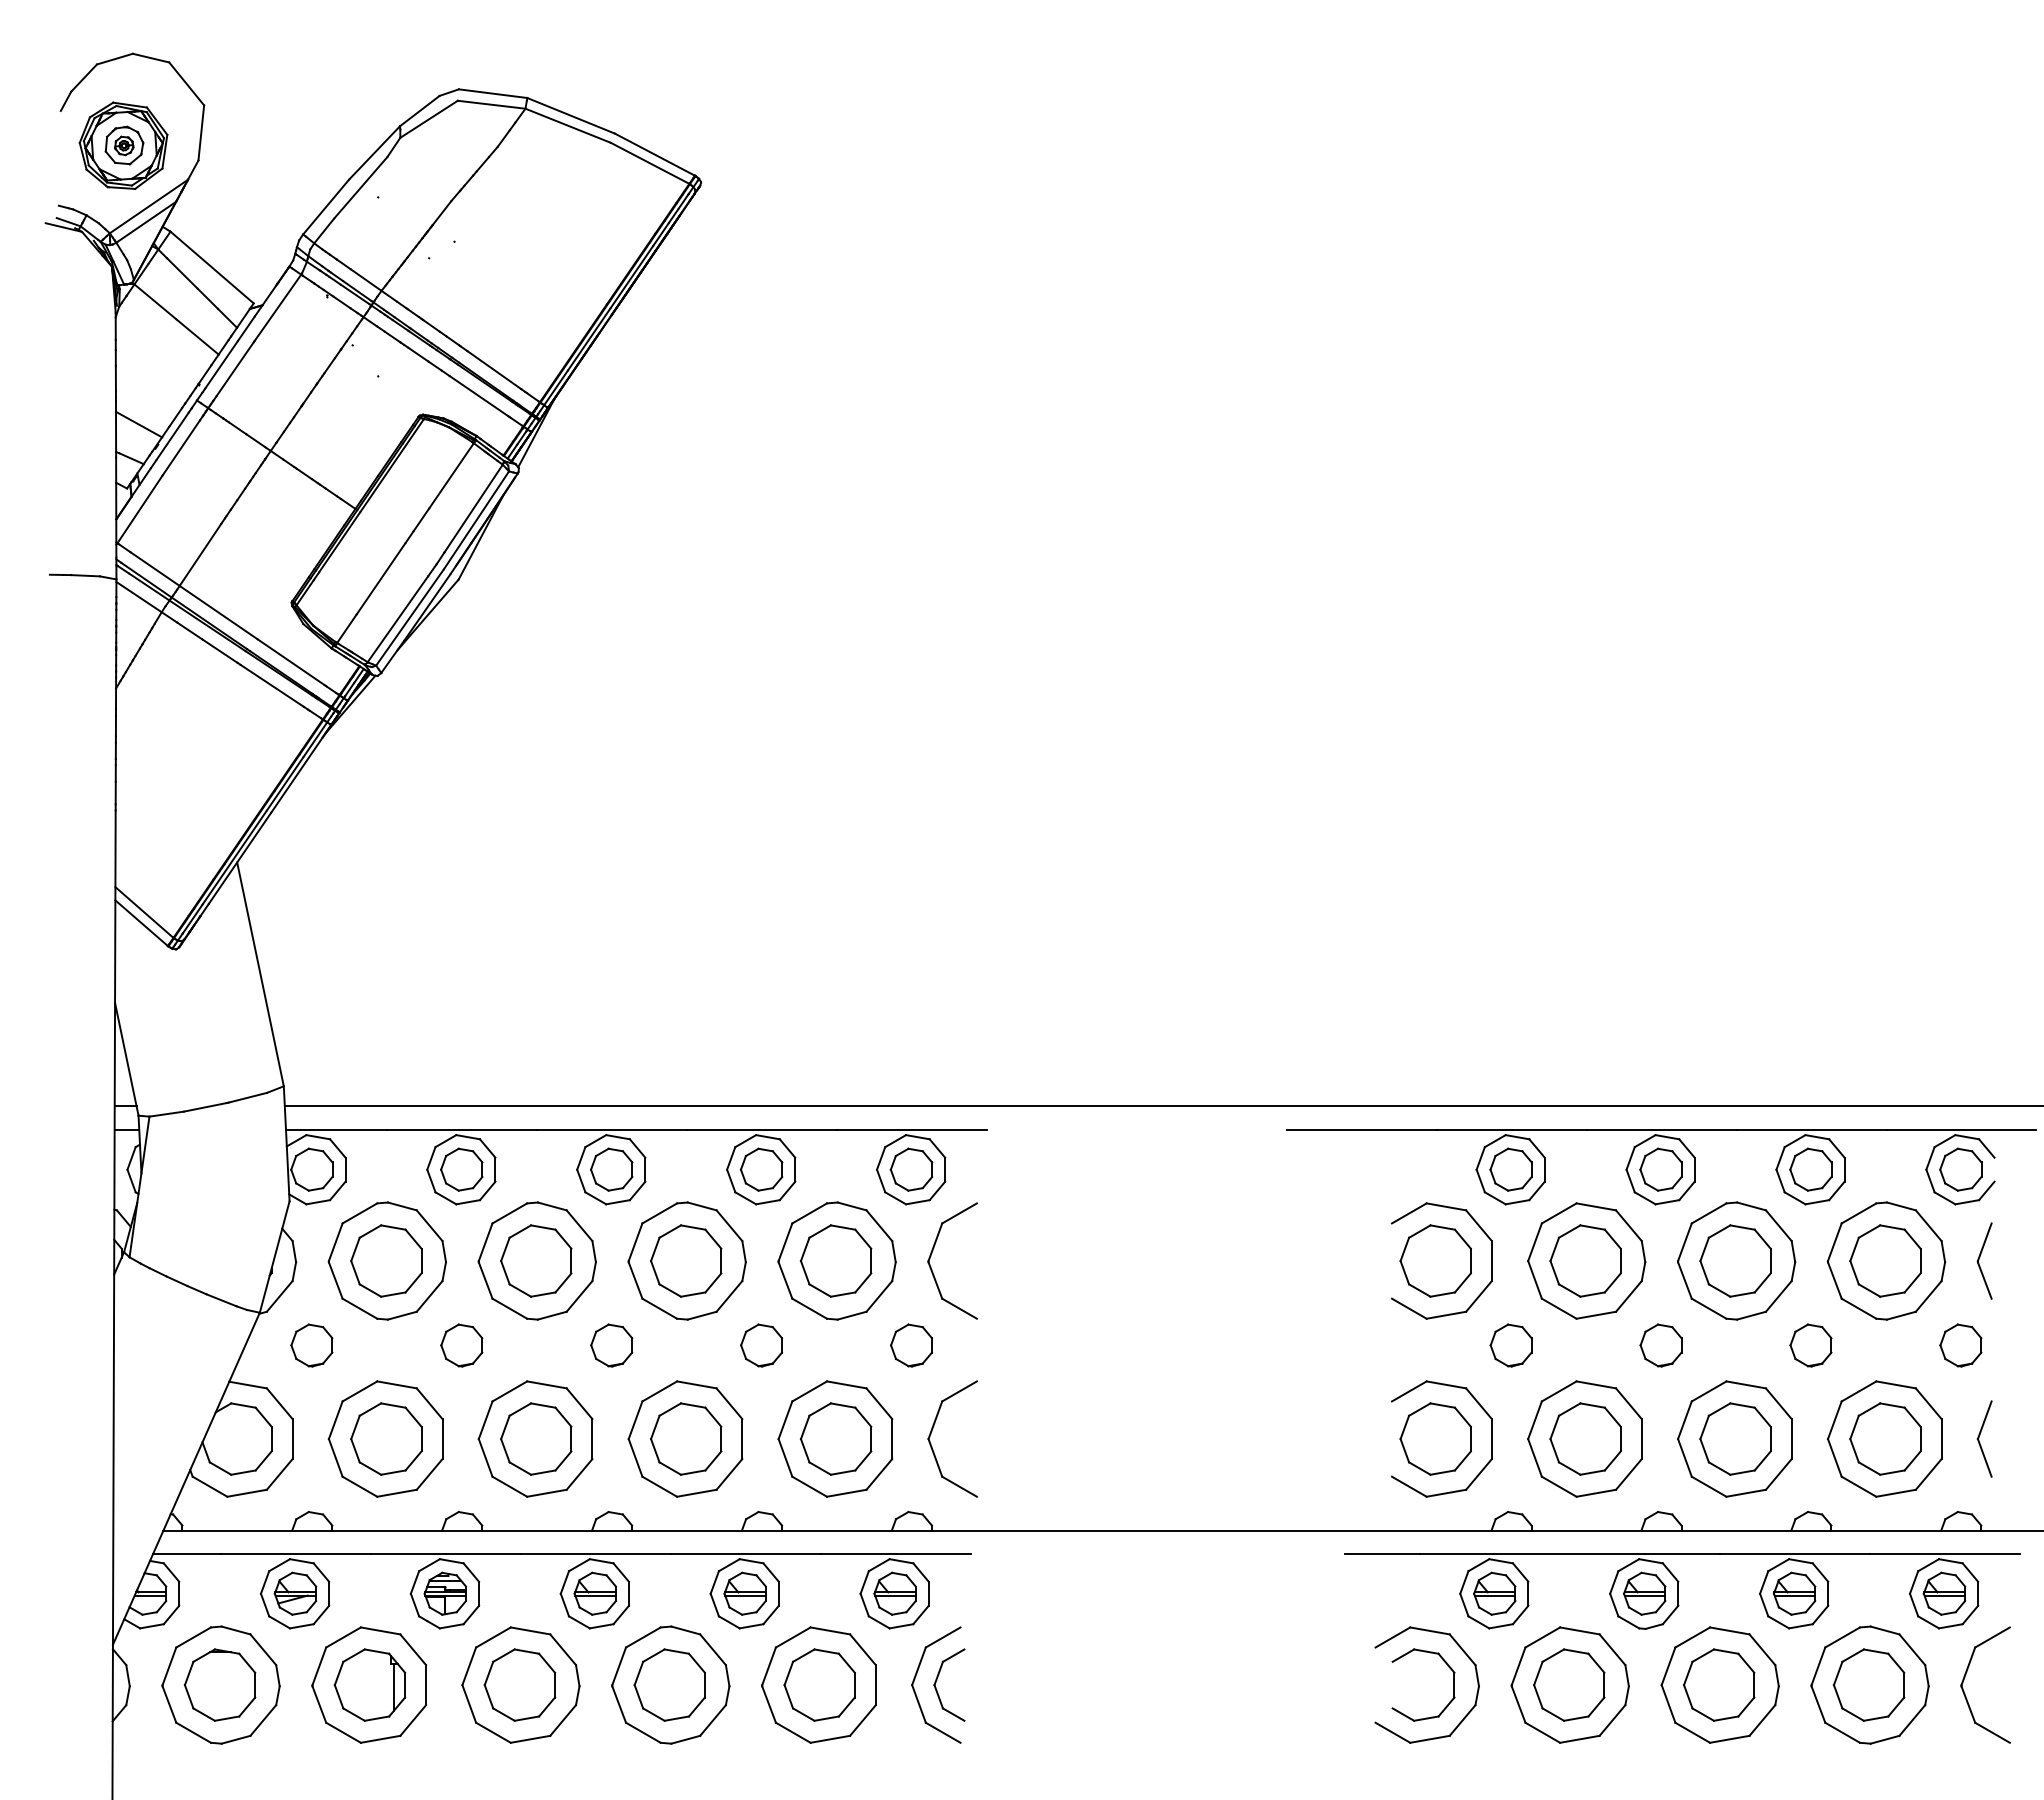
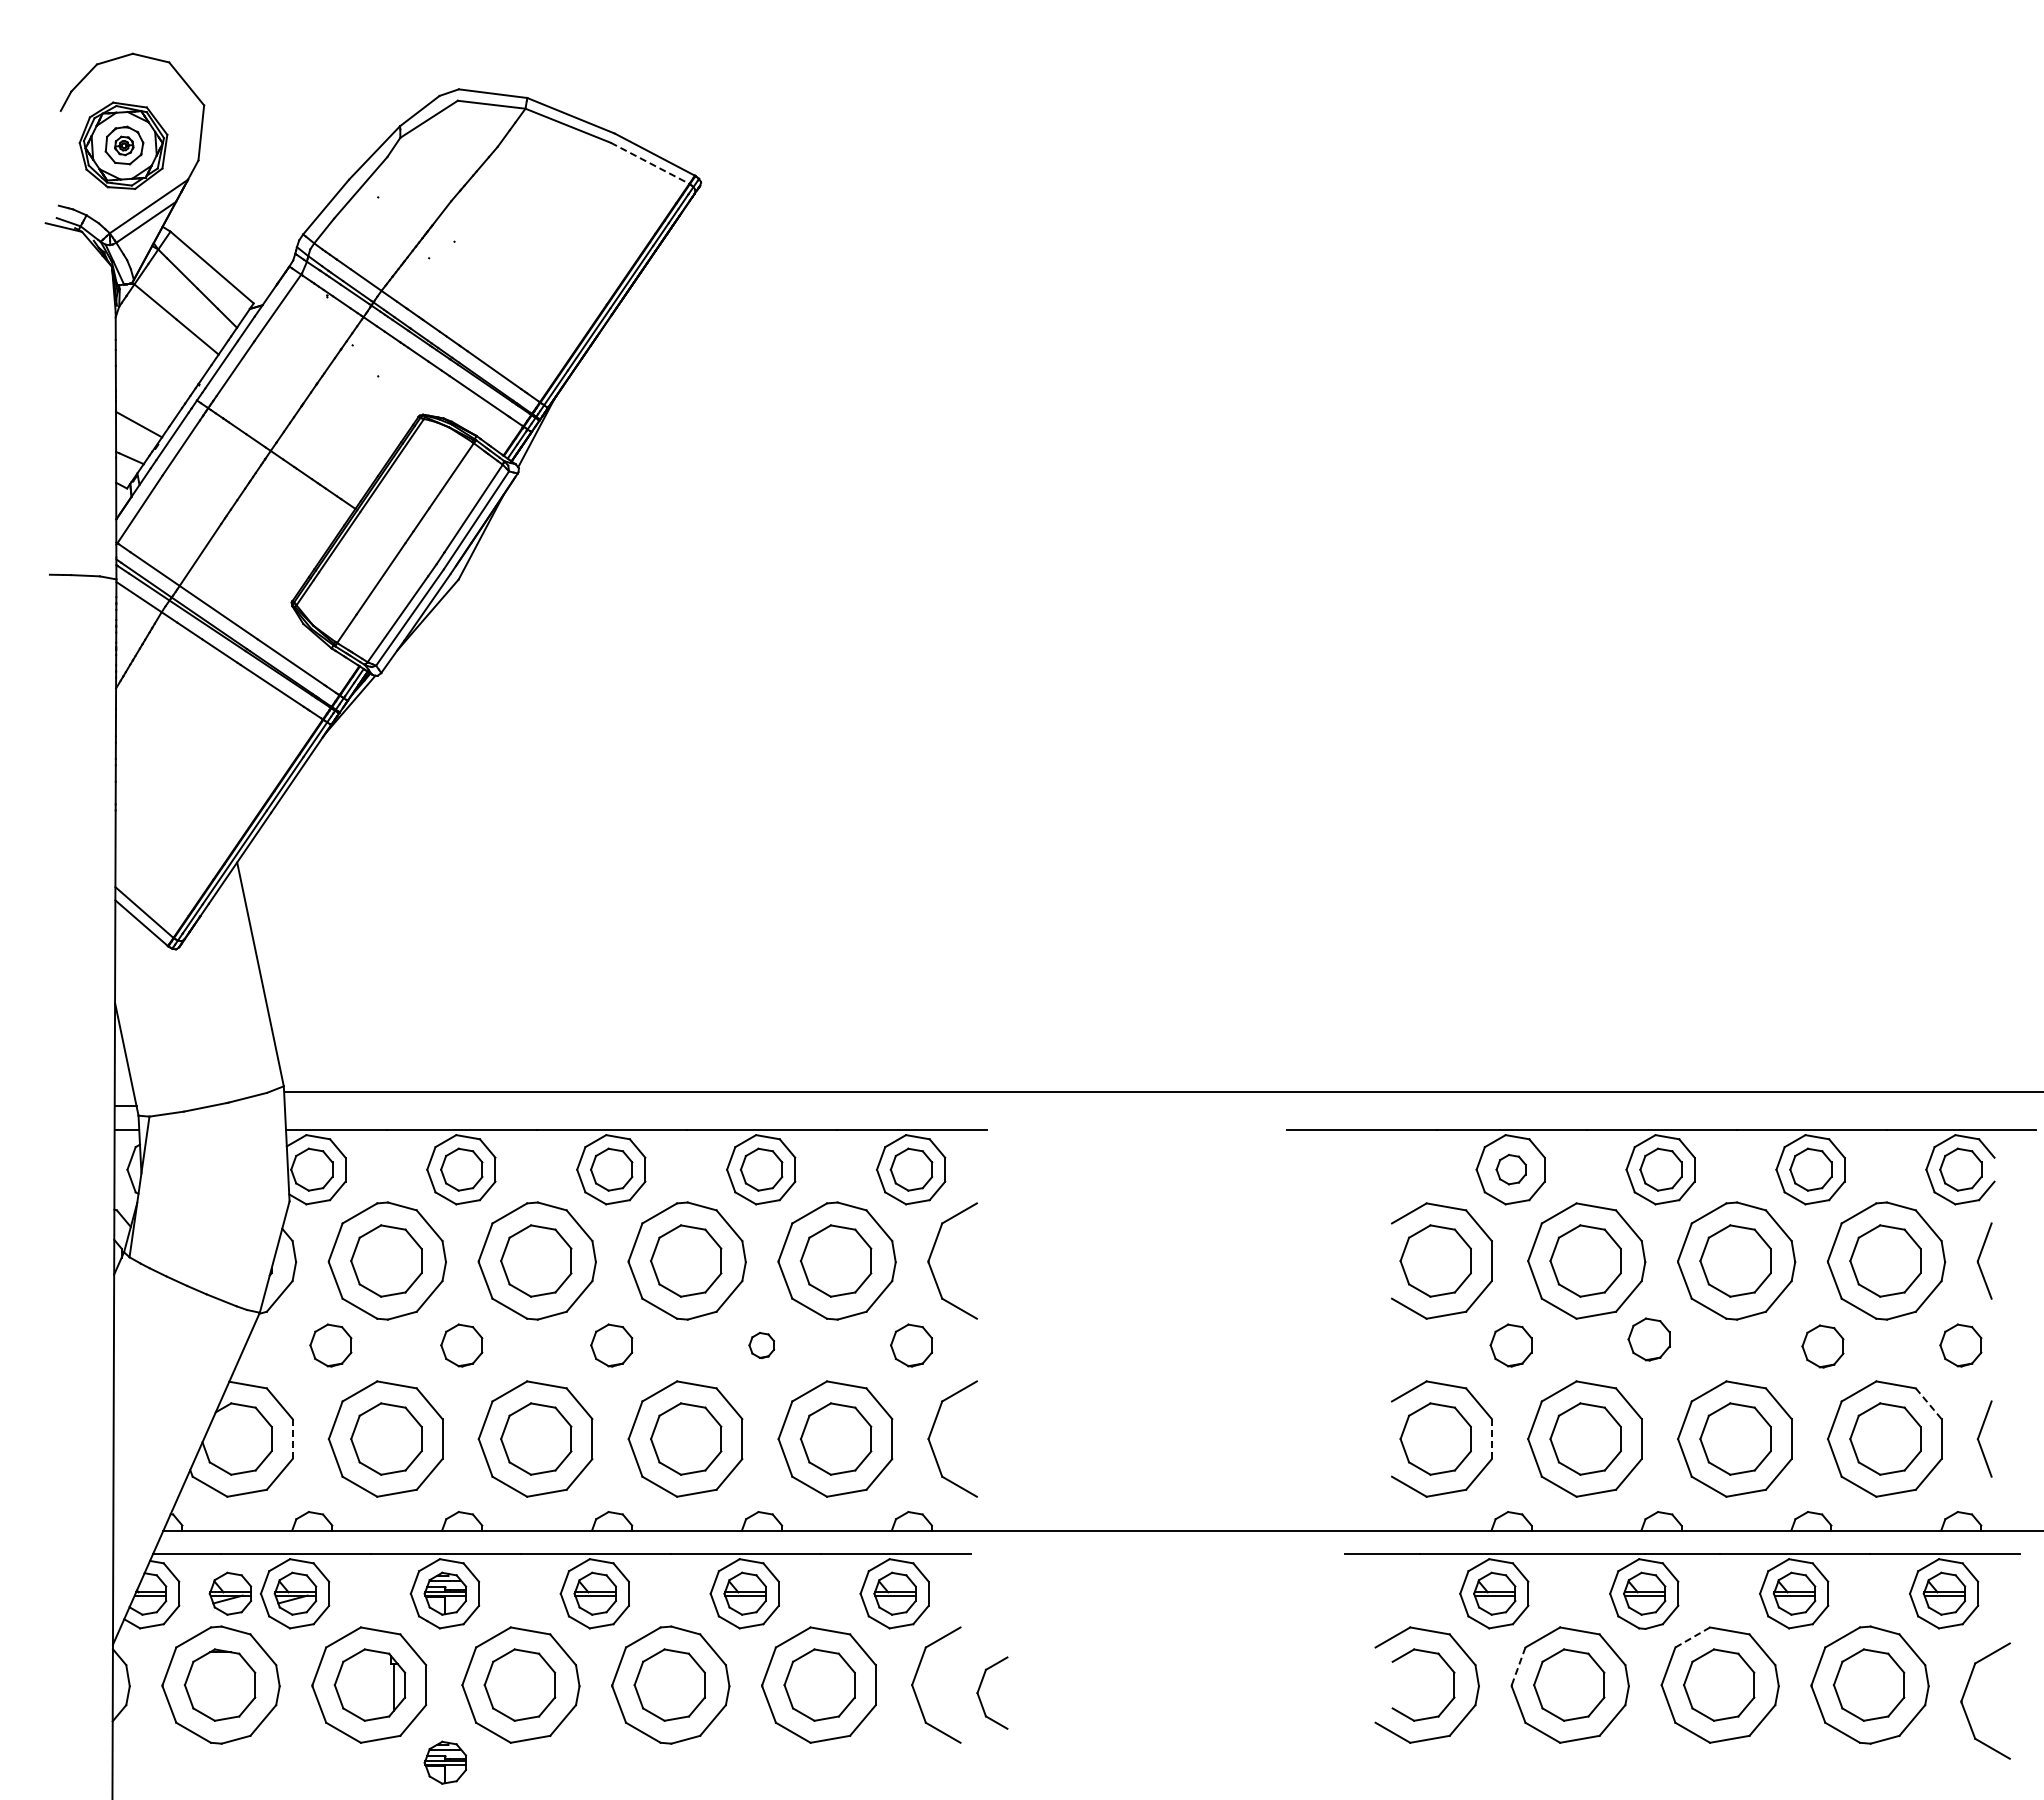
line: solid -> dashed (650, 163)
line position: (1162, 1106) -> (1162, 1092) (1162, 1092)
part size: 44x45 px -> 32x32 px (1510, 1169)
part position: (311, 1345) -> (330, 1345) (330, 1345)
part size: 44x45 px -> 28x27 px (761, 1345)
part position: (1660, 1345) -> (1648, 1339) (1648, 1339)
part position: (1810, 1345) -> (1822, 1346) (1822, 1346)
line: solid -> dashed (1929, 1404)
line: solid -> dashed (292, 1438)
line: solid -> dashed (1491, 1438)
part: none -> present (230, 1593)
line: solid -> dashed (1692, 1637)
line: solid -> dashed (1518, 1666)
part position: (1965, 1677) -> (1965, 1693) (1965, 1693)
part position: (937, 1680) -> (980, 1688) (980, 1688)
part: none -> present (445, 1762)
